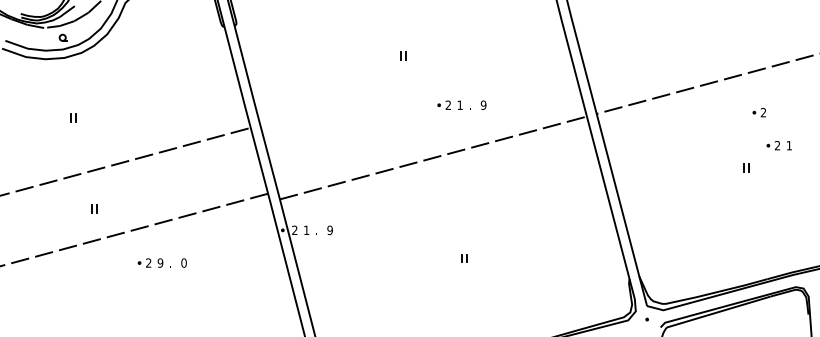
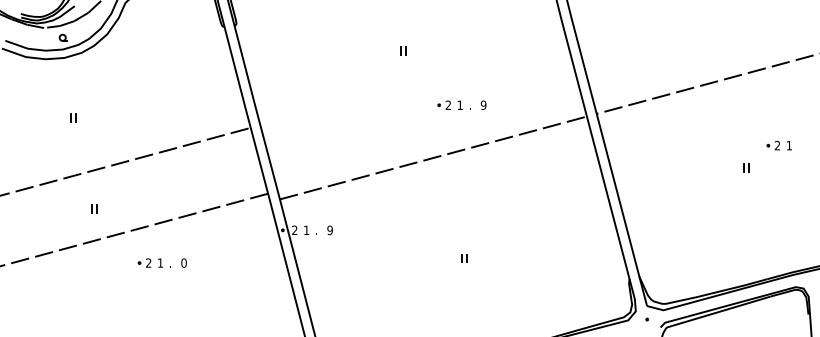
part position: (403, 55) -> (403, 50) (403, 50)
part: present -> none (758, 112)
text: 9 -> 1 (160, 262)
